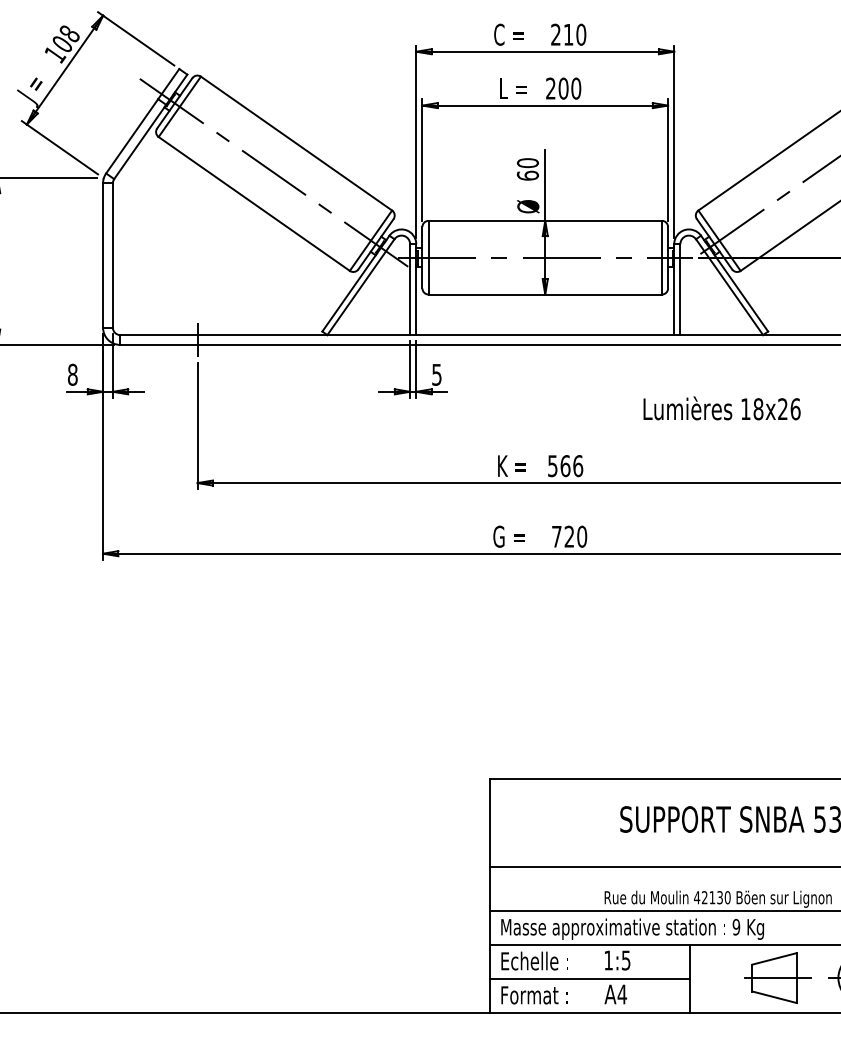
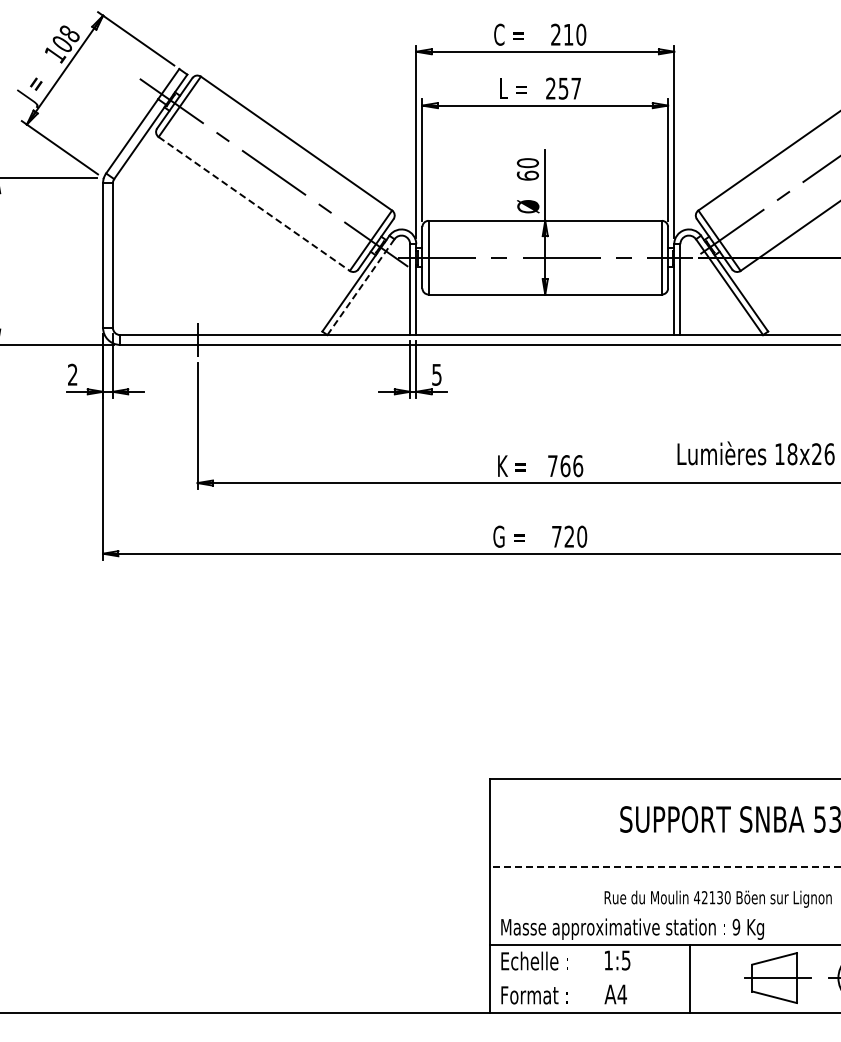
text: 200 -> 257 (569, 88)
line: solid -> dashed (254, 203)
line: solid -> dashed (361, 286)
text: 8 -> 2 (72, 374)
text position: (721, 408) -> (755, 453) (755, 453)
text: 566 -> 766 (552, 466)
line: solid -> dashed (664, 866)
line: present -> none (663, 911)
line: present -> none (589, 978)
